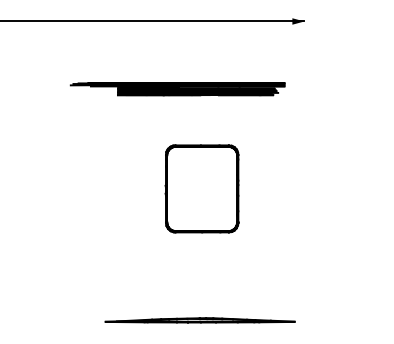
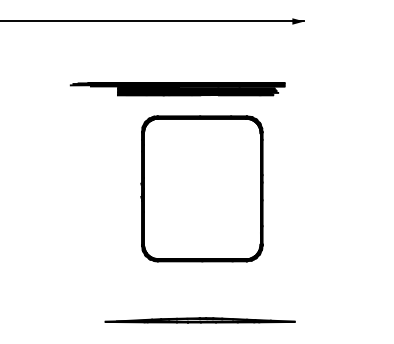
part size: 76x90 px -> 124x148 px (201, 188)
